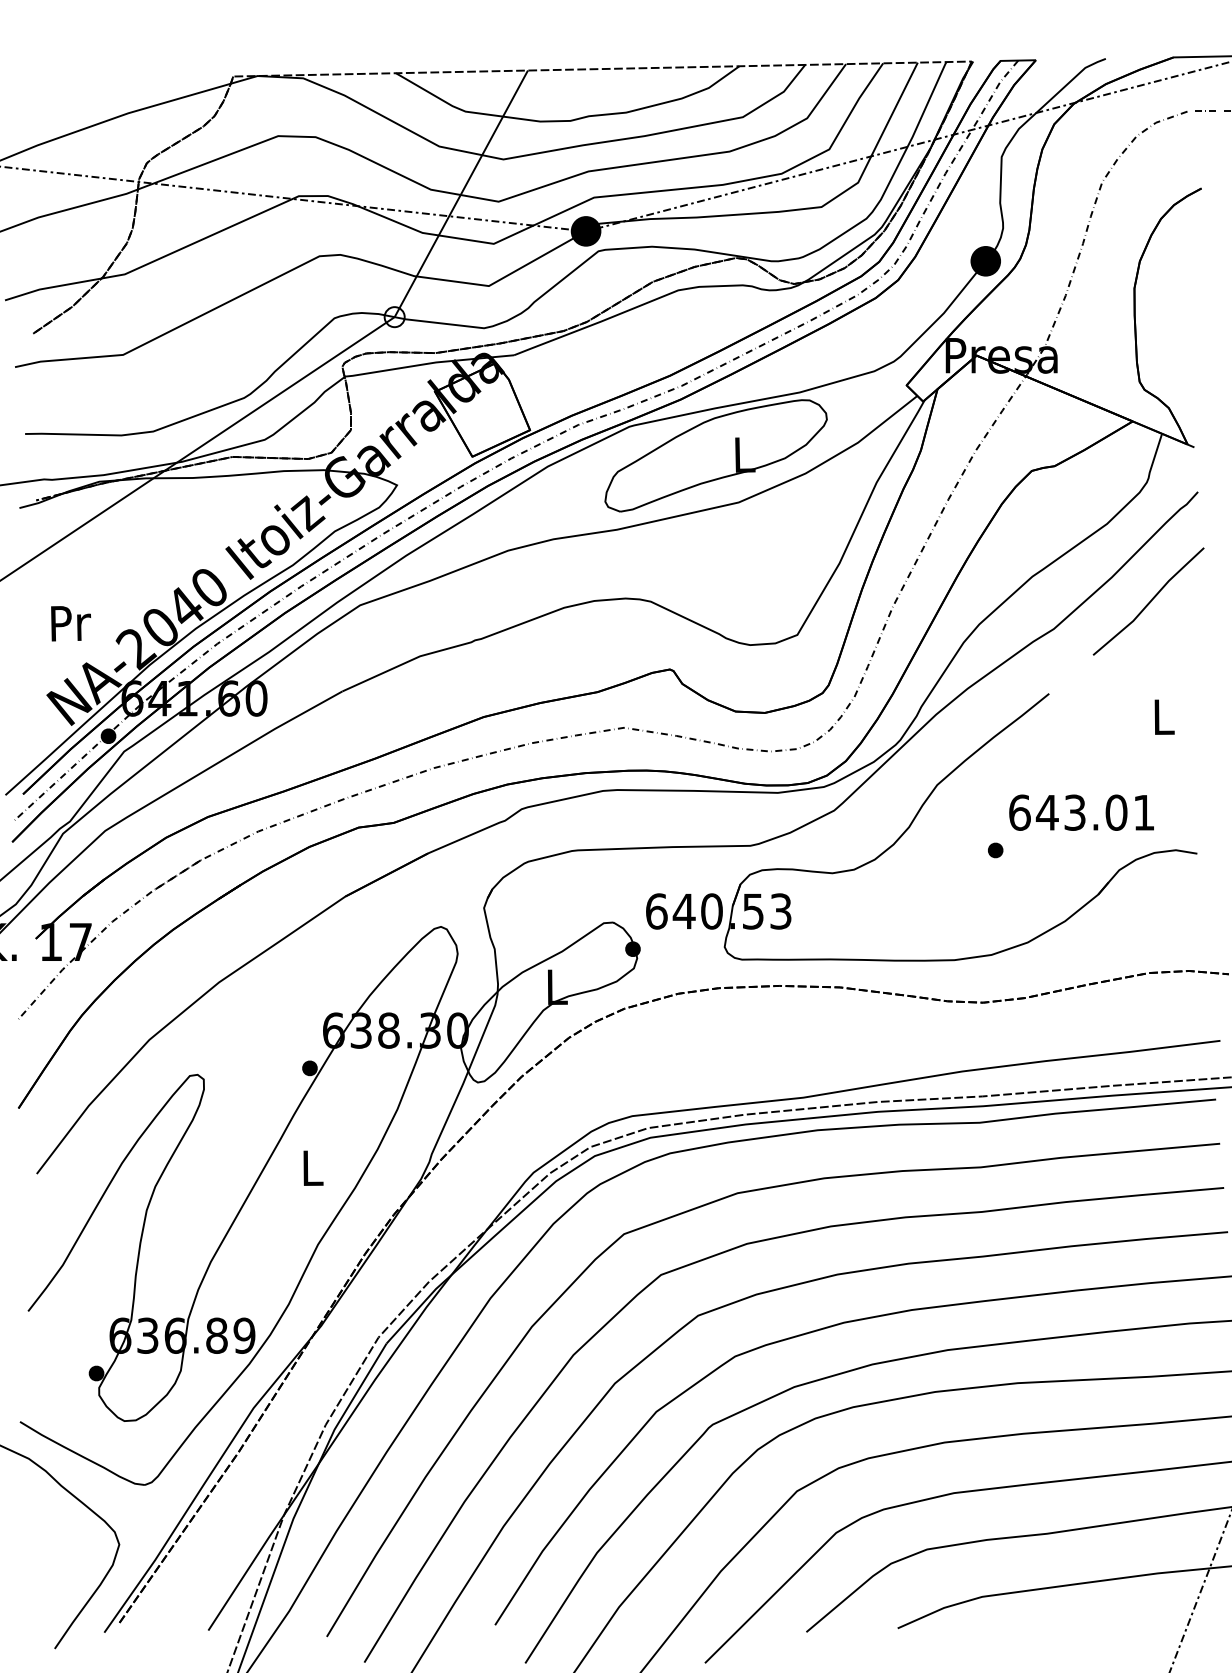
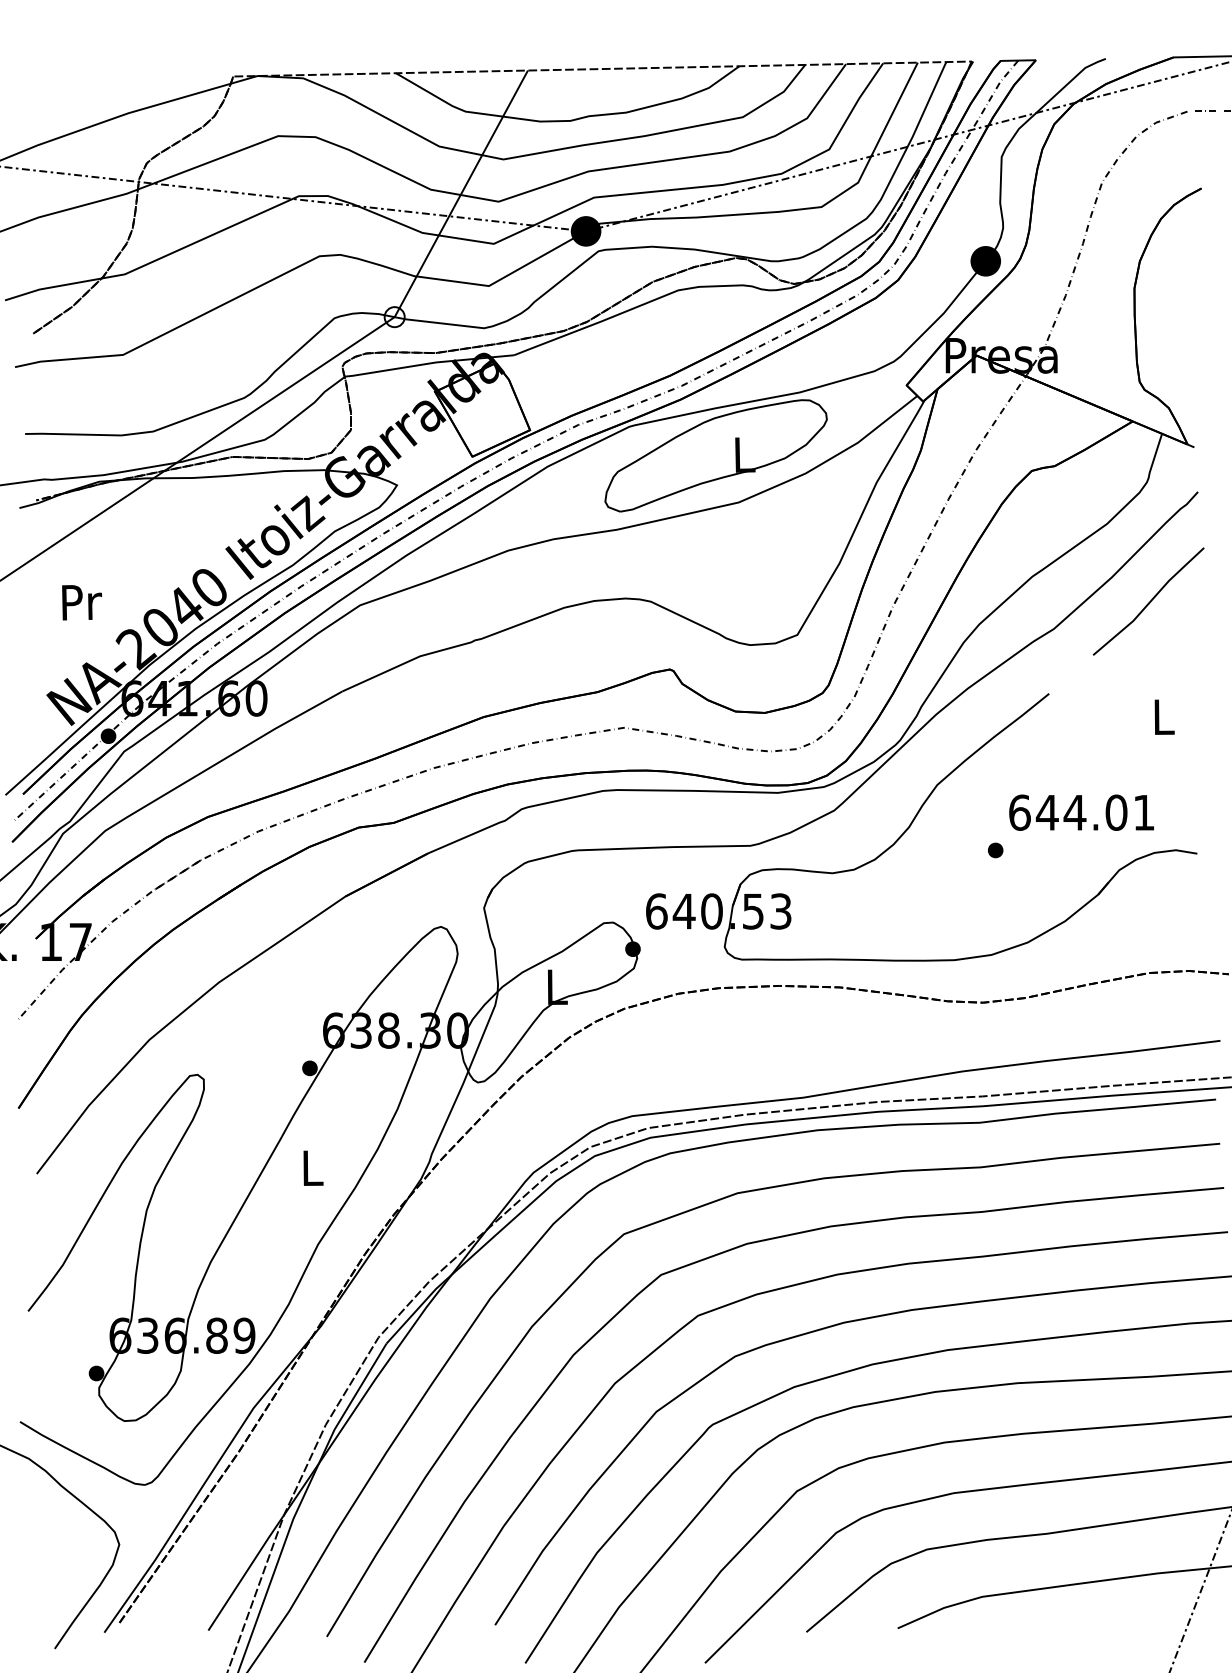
text position: (70, 623) -> (81, 602) (81, 602)
text: 643.01 -> 644.01 (1074, 812)
